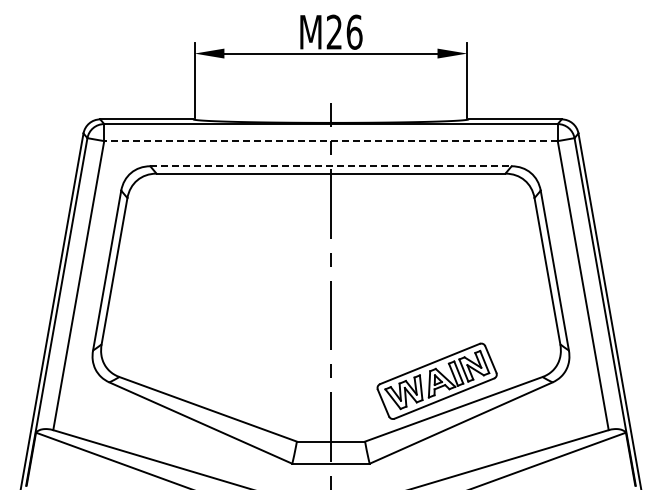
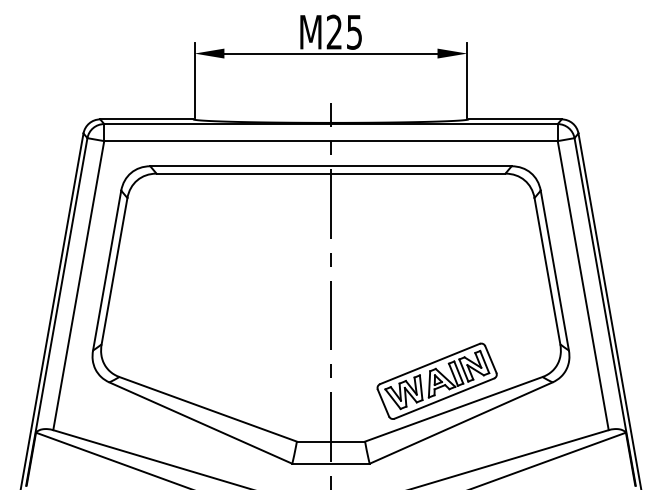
text: M26 -> M25 (354, 31)
line: dashed -> solid (331, 141)
line: dashed -> solid (331, 166)
